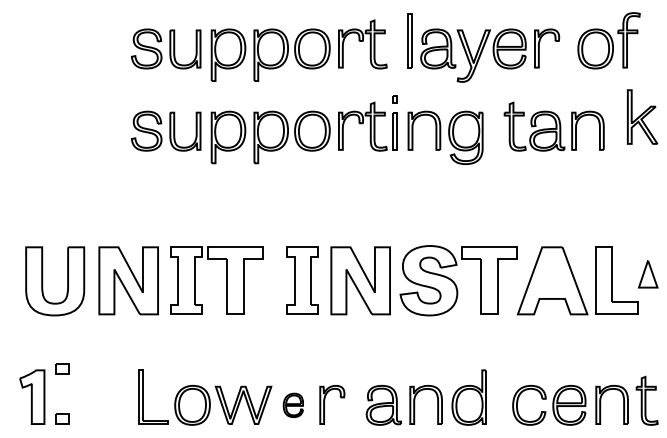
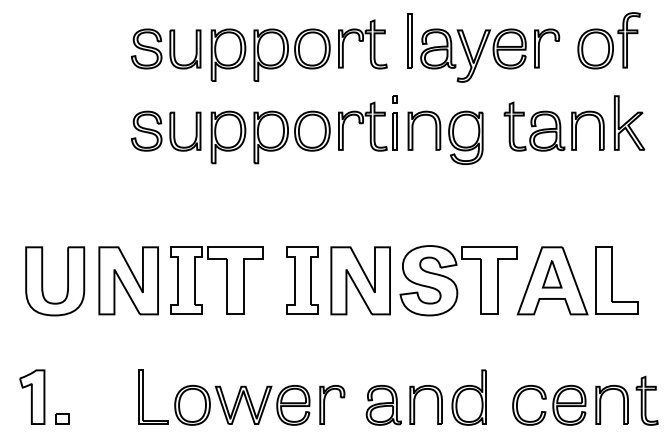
part position: (642, 116) -> (629, 122) (629, 122)
part position: (647, 274) -> (551, 274) (551, 274)
part: present -> none (62, 368)
part size: 22x26 px -> 35x41 px (293, 405)
